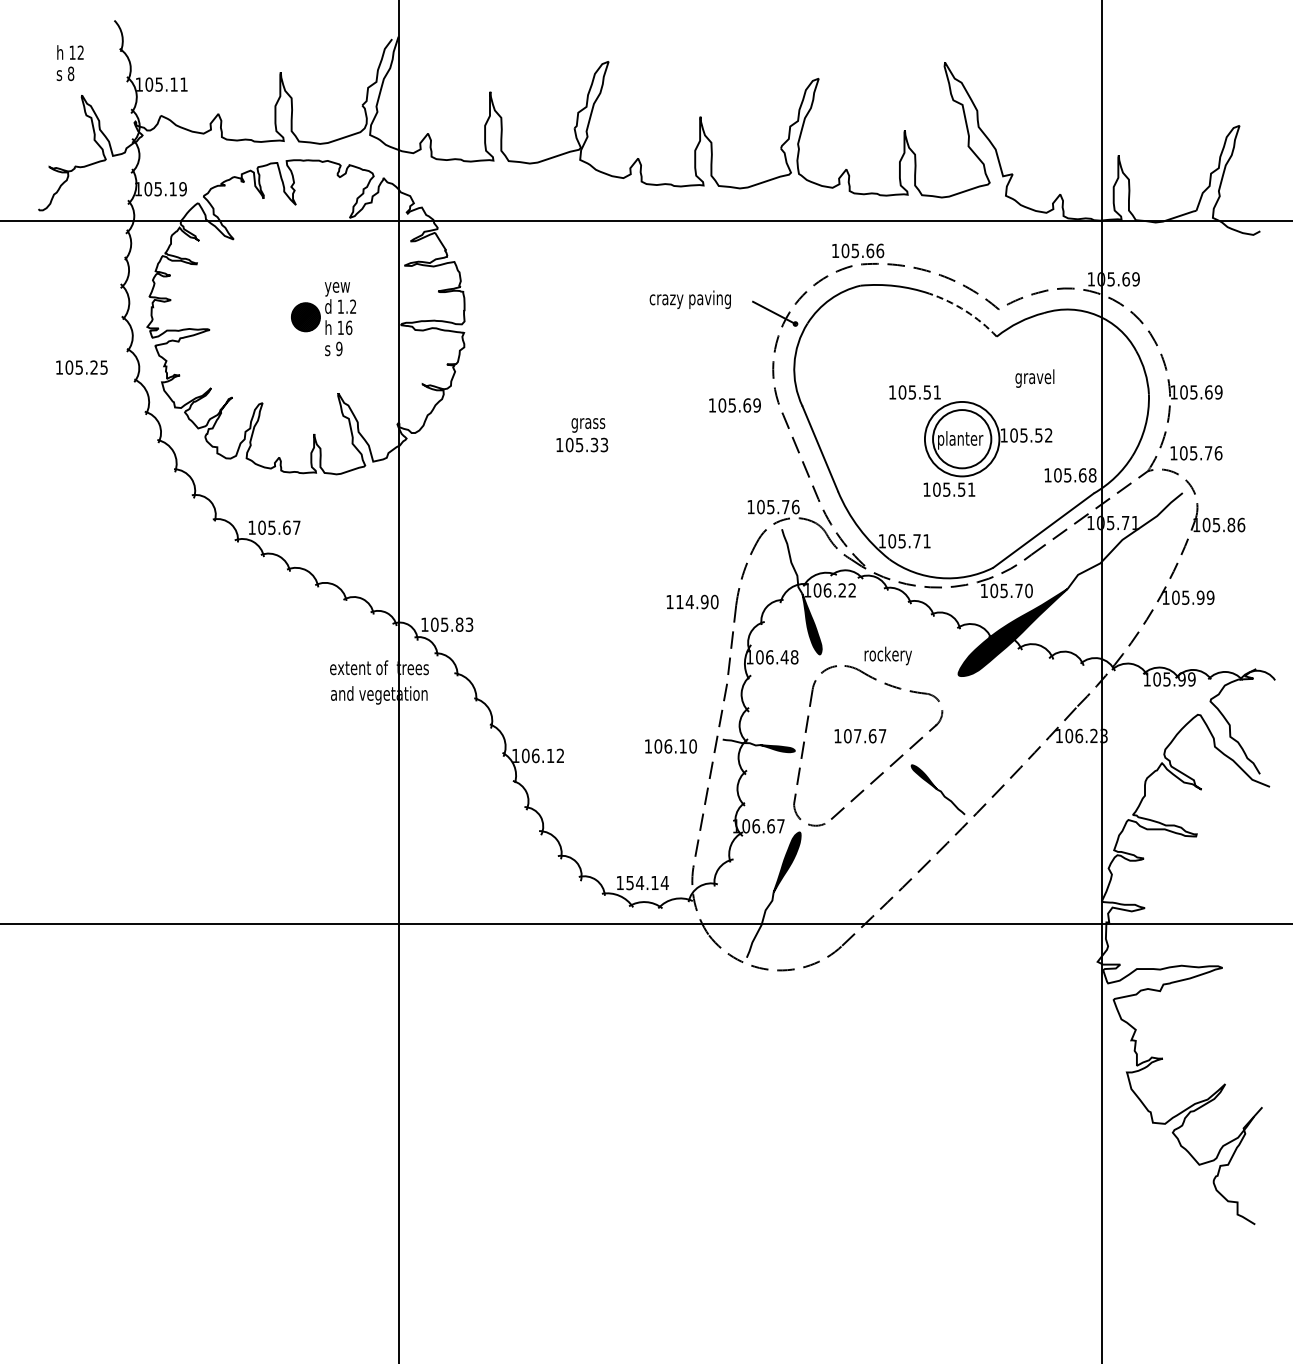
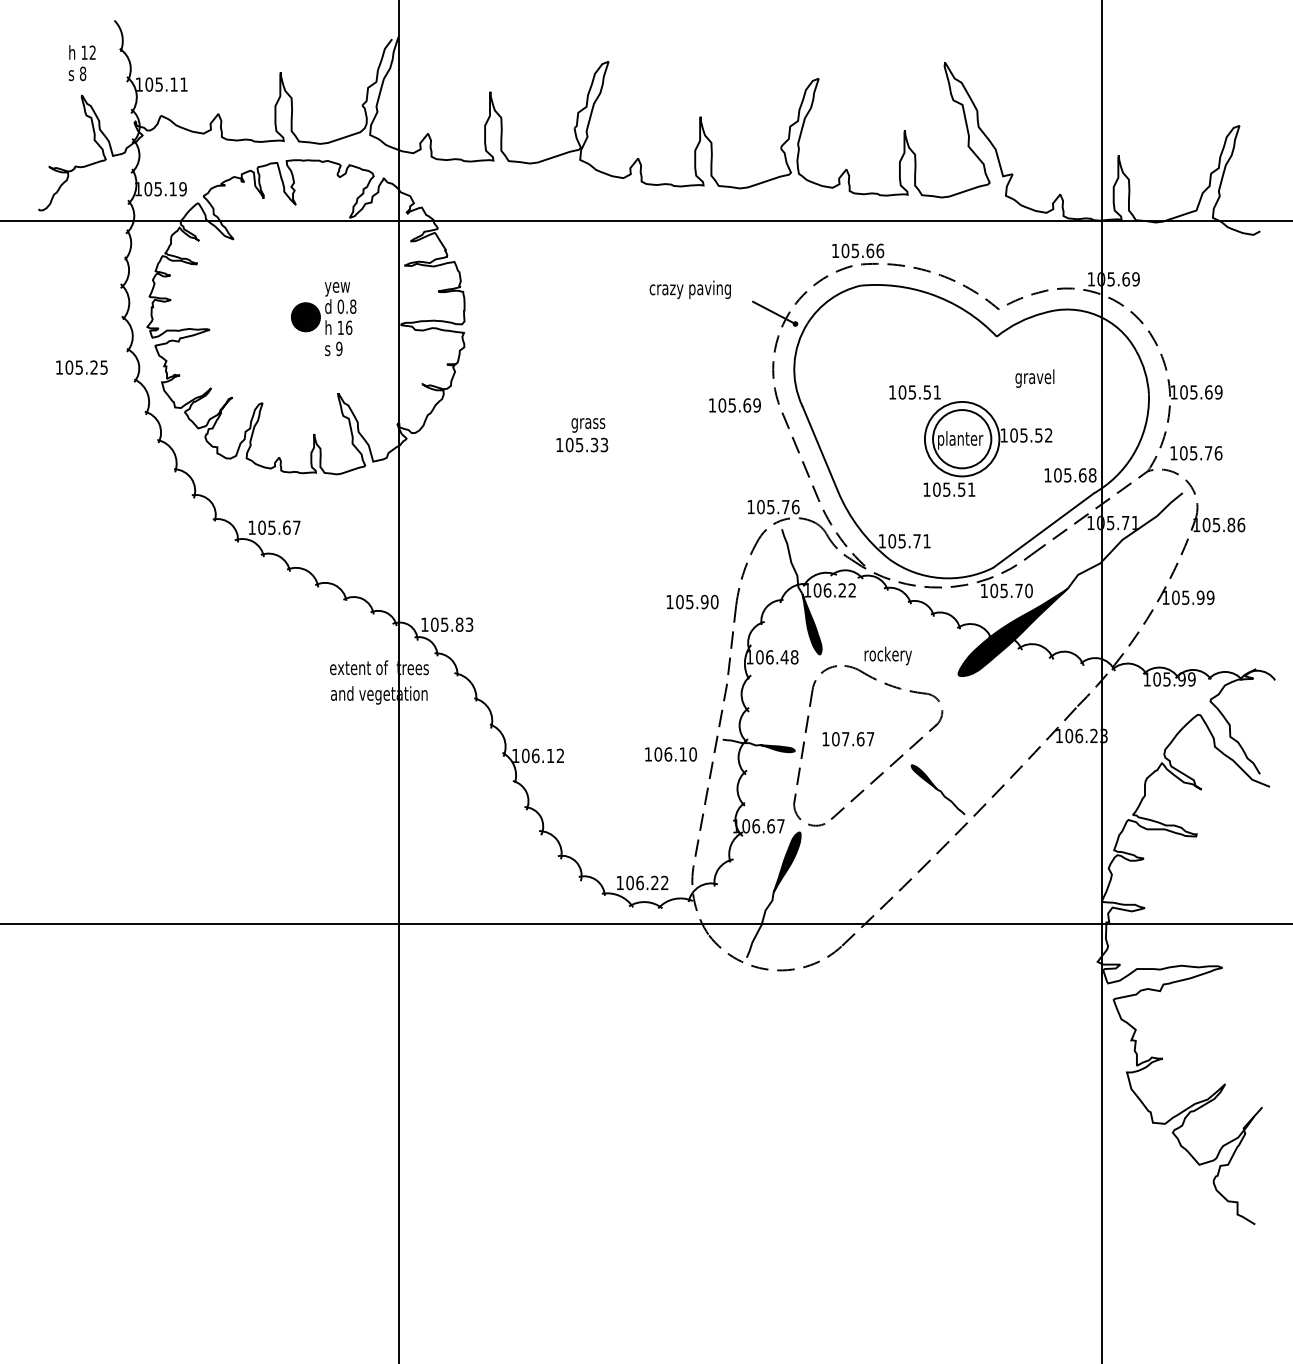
text position: (69, 63) -> (81, 63) (81, 63)
text position: (689, 299) -> (689, 289) (689, 289)
text: 1.2 -> 0.8 (346, 306)
arc: dashed -> solid (965, 311)
text: 114.90 -> 105.90 (684, 601)
text position: (860, 736) -> (848, 739) (848, 739)
text position: (670, 746) -> (670, 754) (670, 754)
text: 154.14 -> 106.22 (647, 882)
